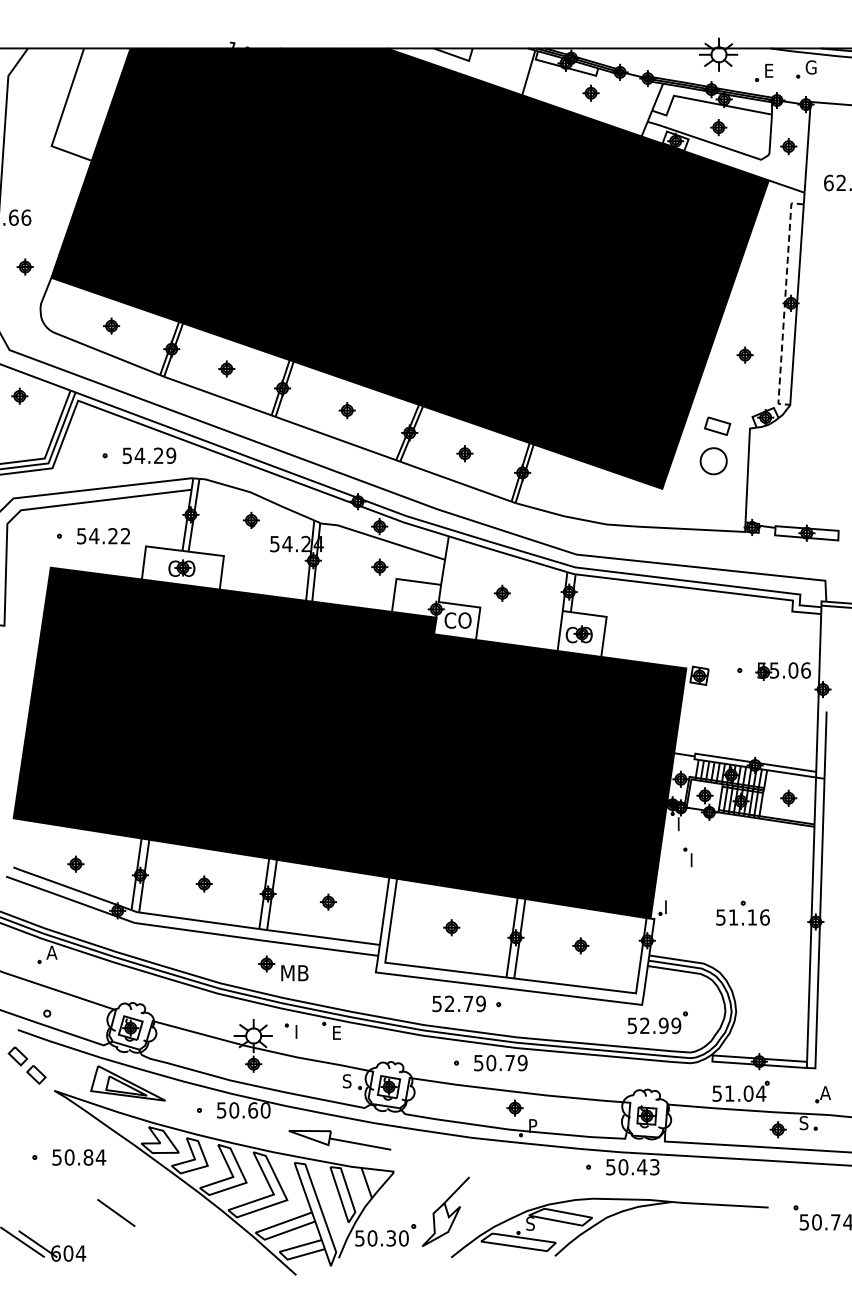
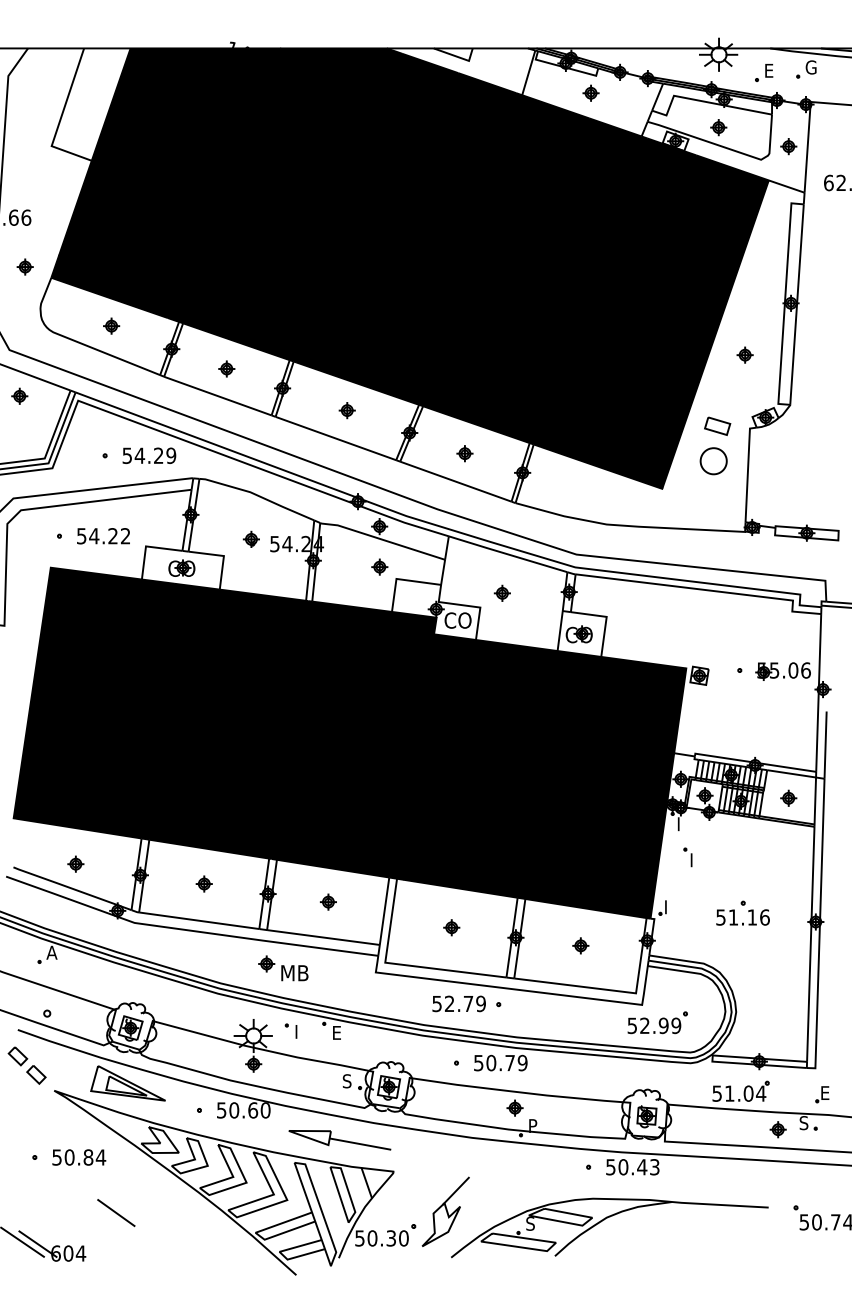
line: dashed -> solid (784, 303)
part position: (250, 519) -> (250, 538) (250, 538)
text: A -> E (825, 1092)
